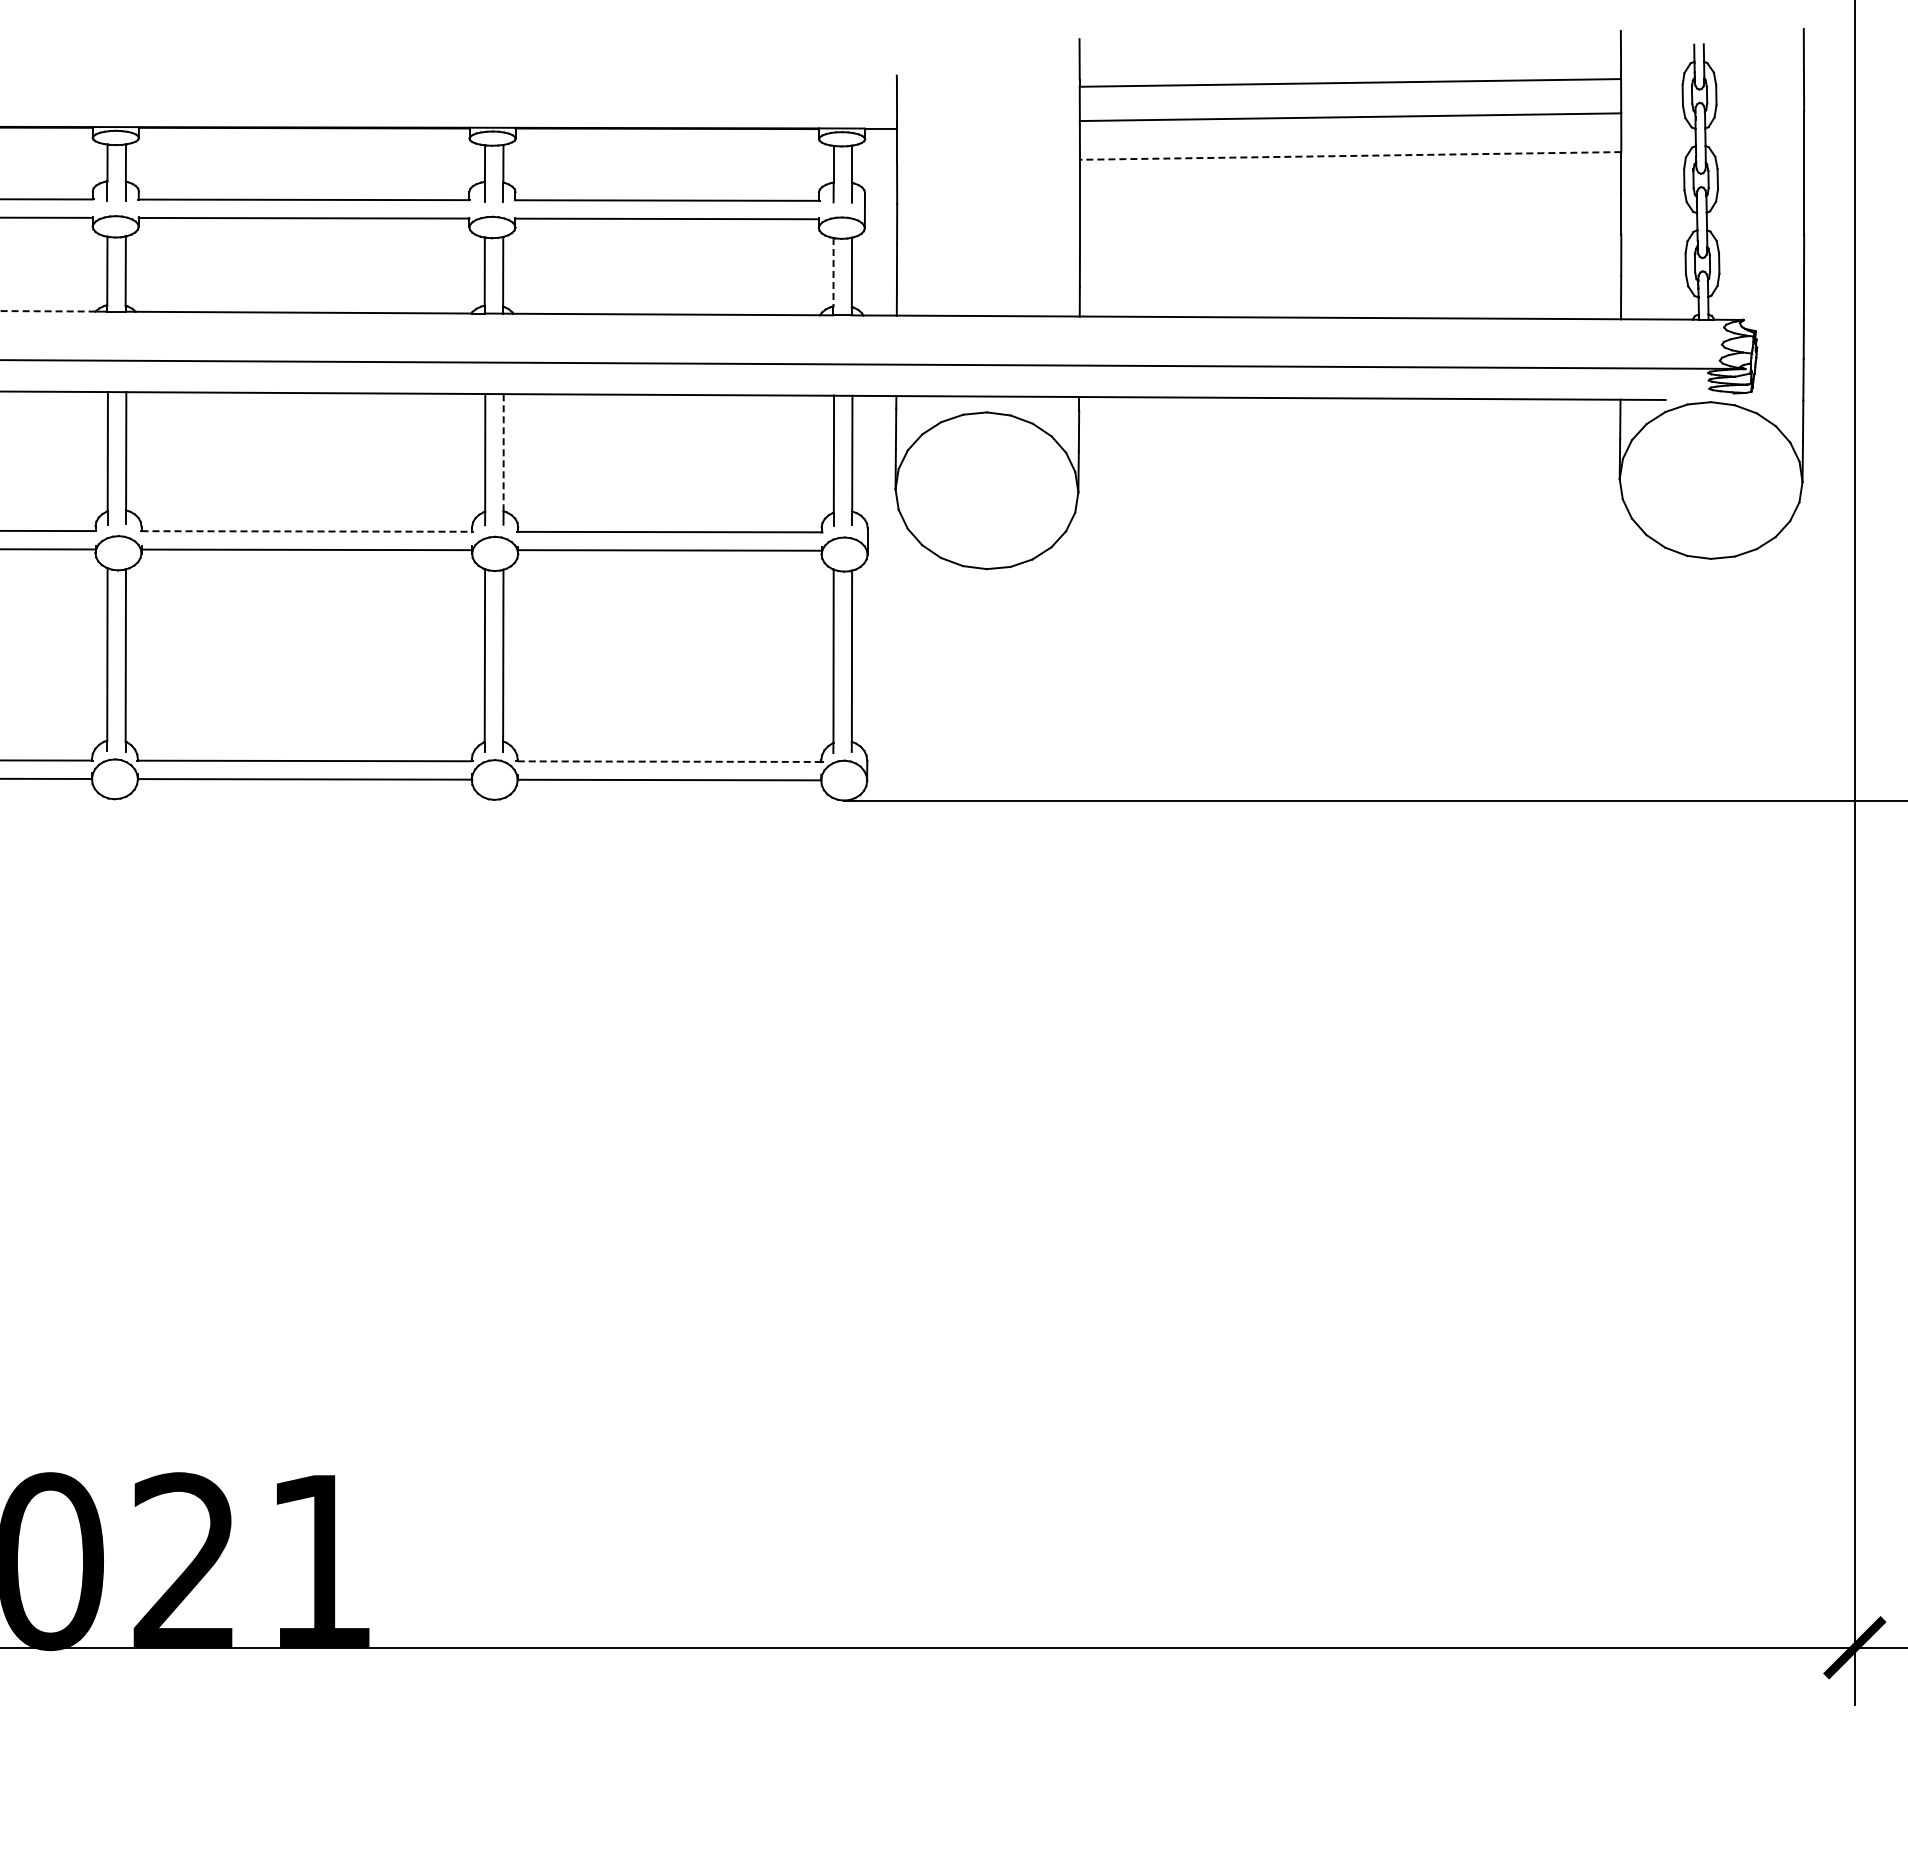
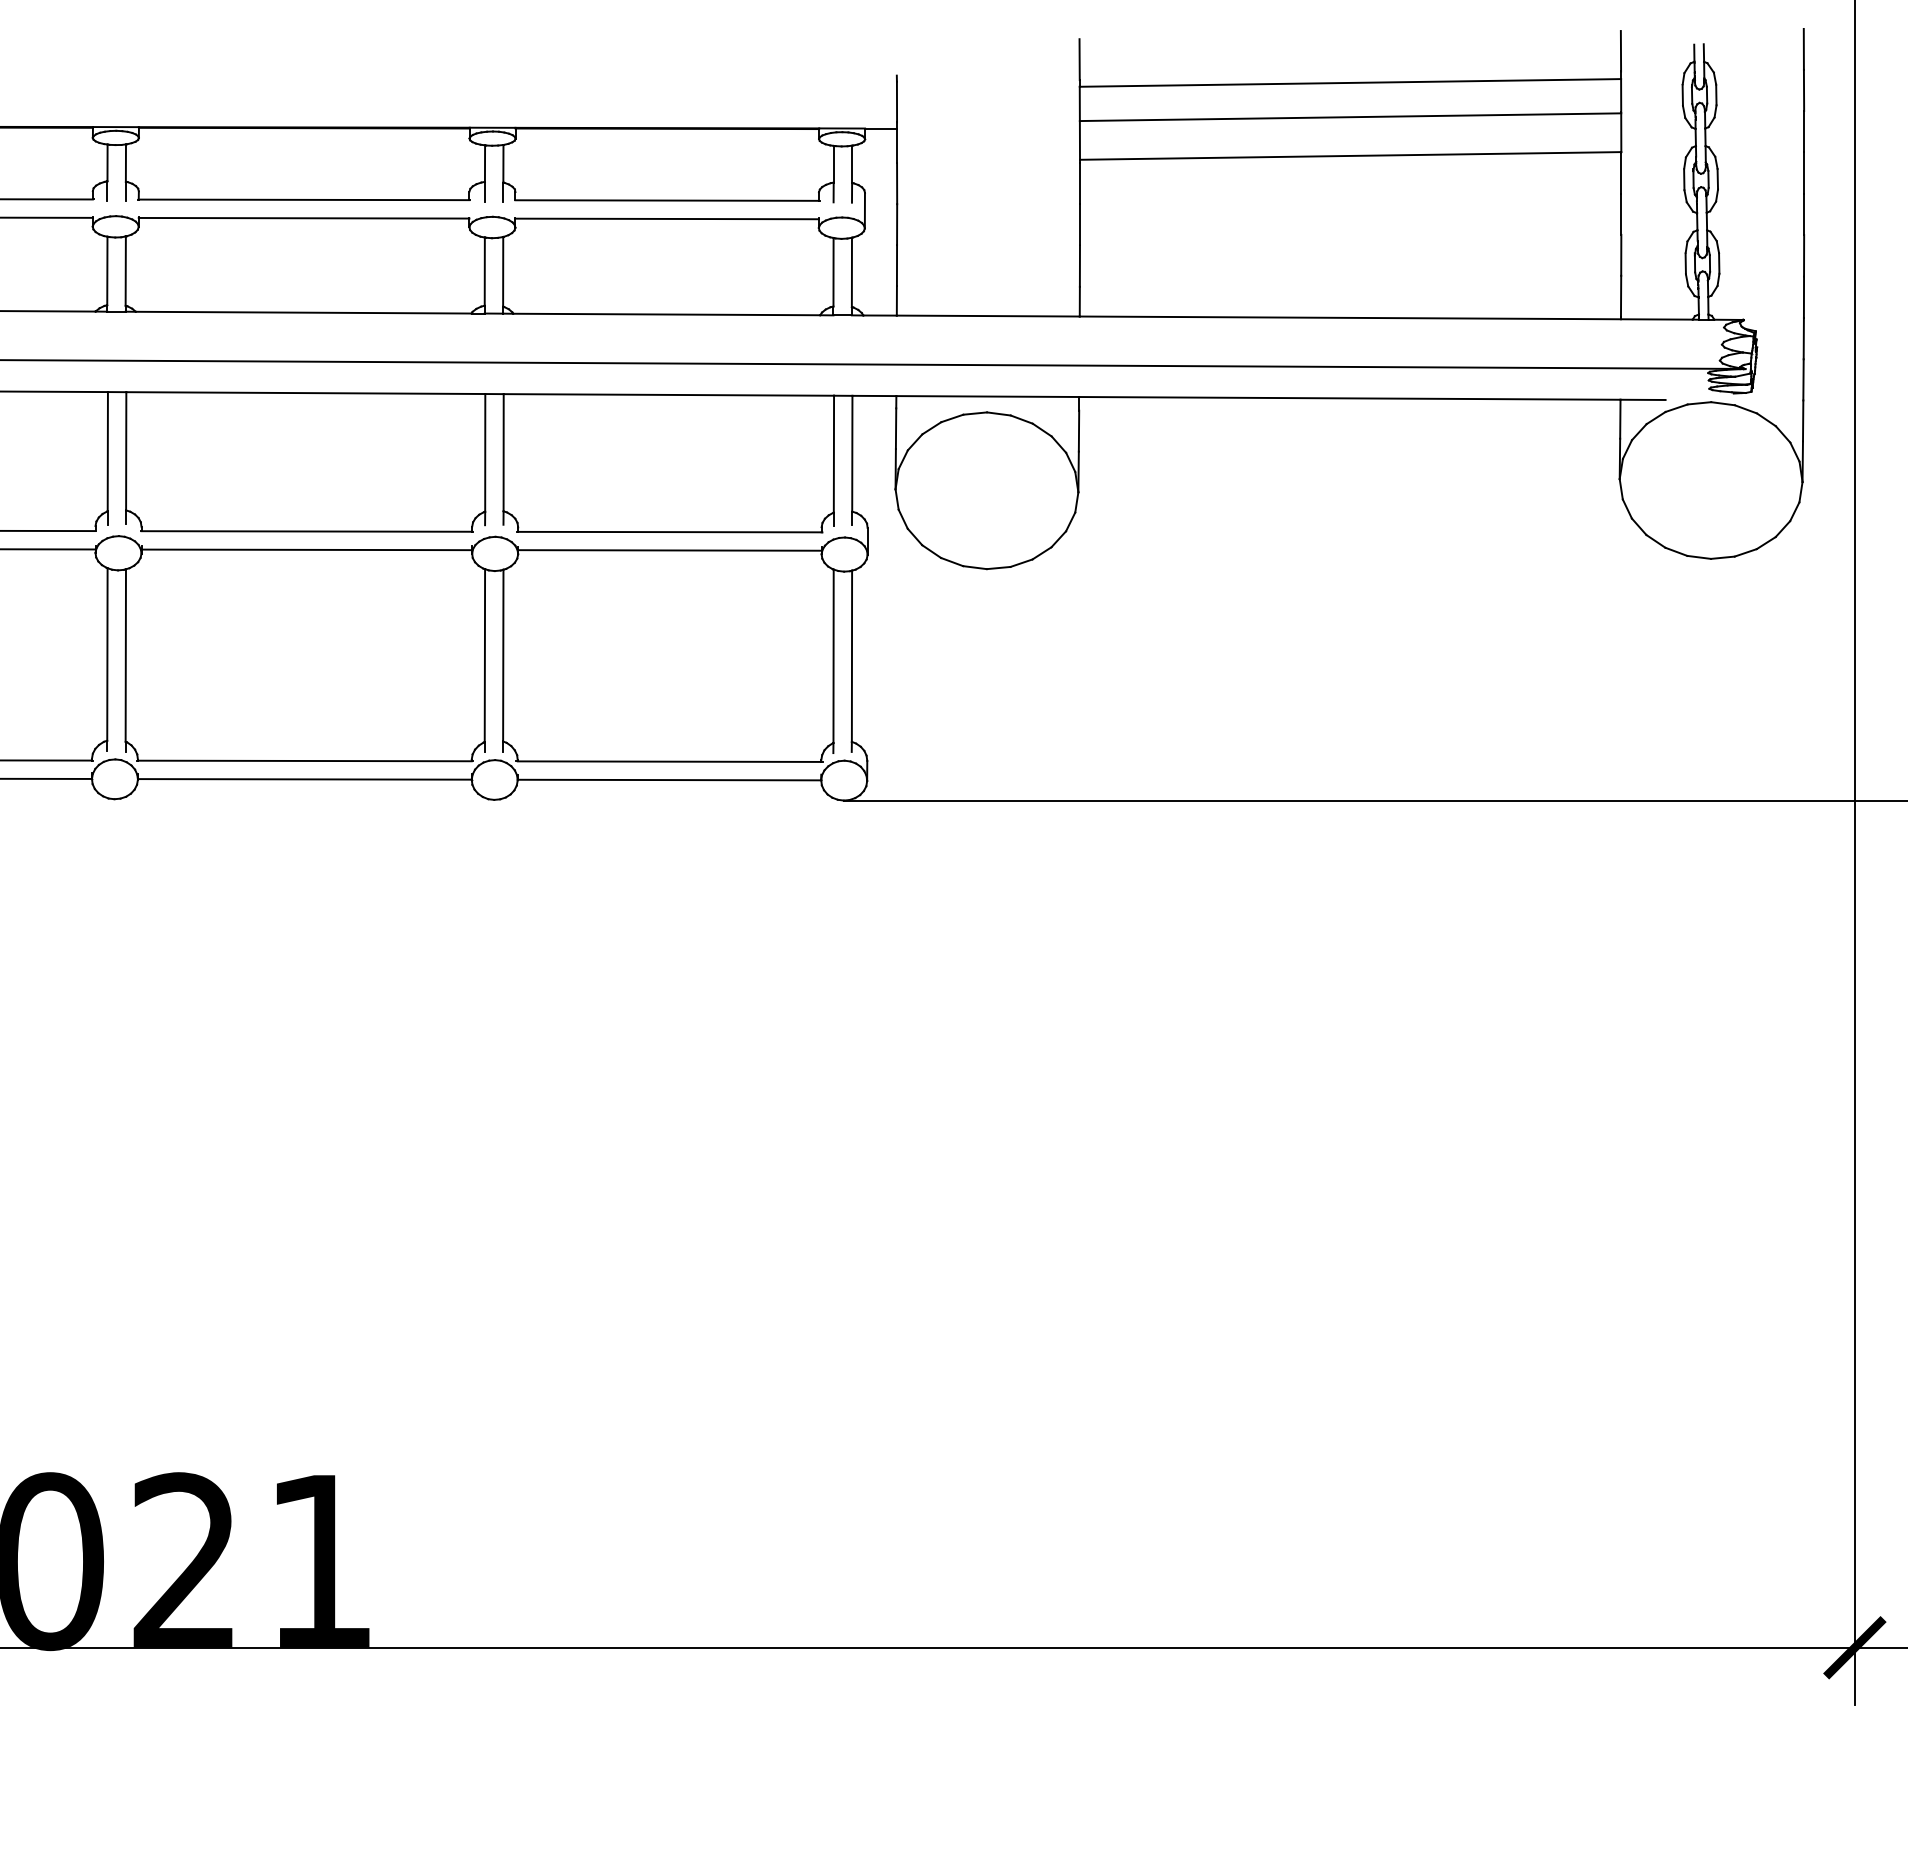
line: dashed -> solid (1350, 155)
line: dashed -> solid (833, 272)
line: dashed -> solid (47, 311)
line: dashed -> solid (503, 452)
line: dashed -> solid (307, 531)
line: dashed -> solid (669, 761)
